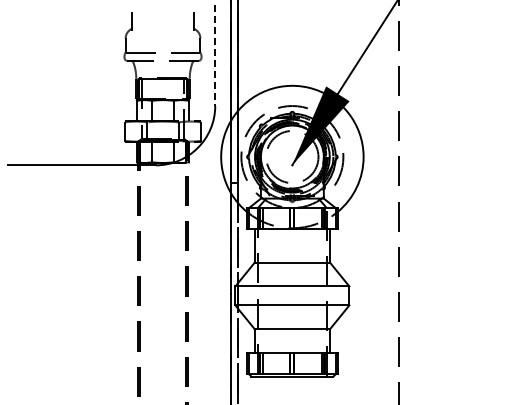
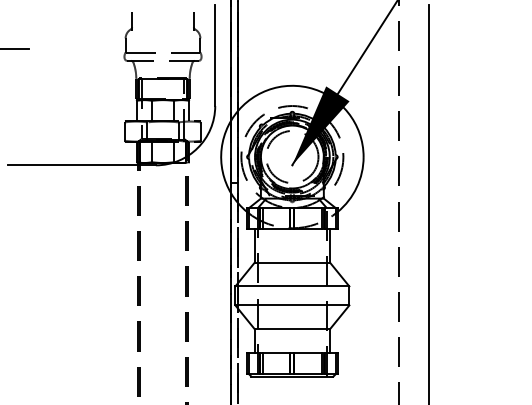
line: none -> present (15, 49)
line: dashed -> solid (215, 56)
line: none -> present (428, 203)
